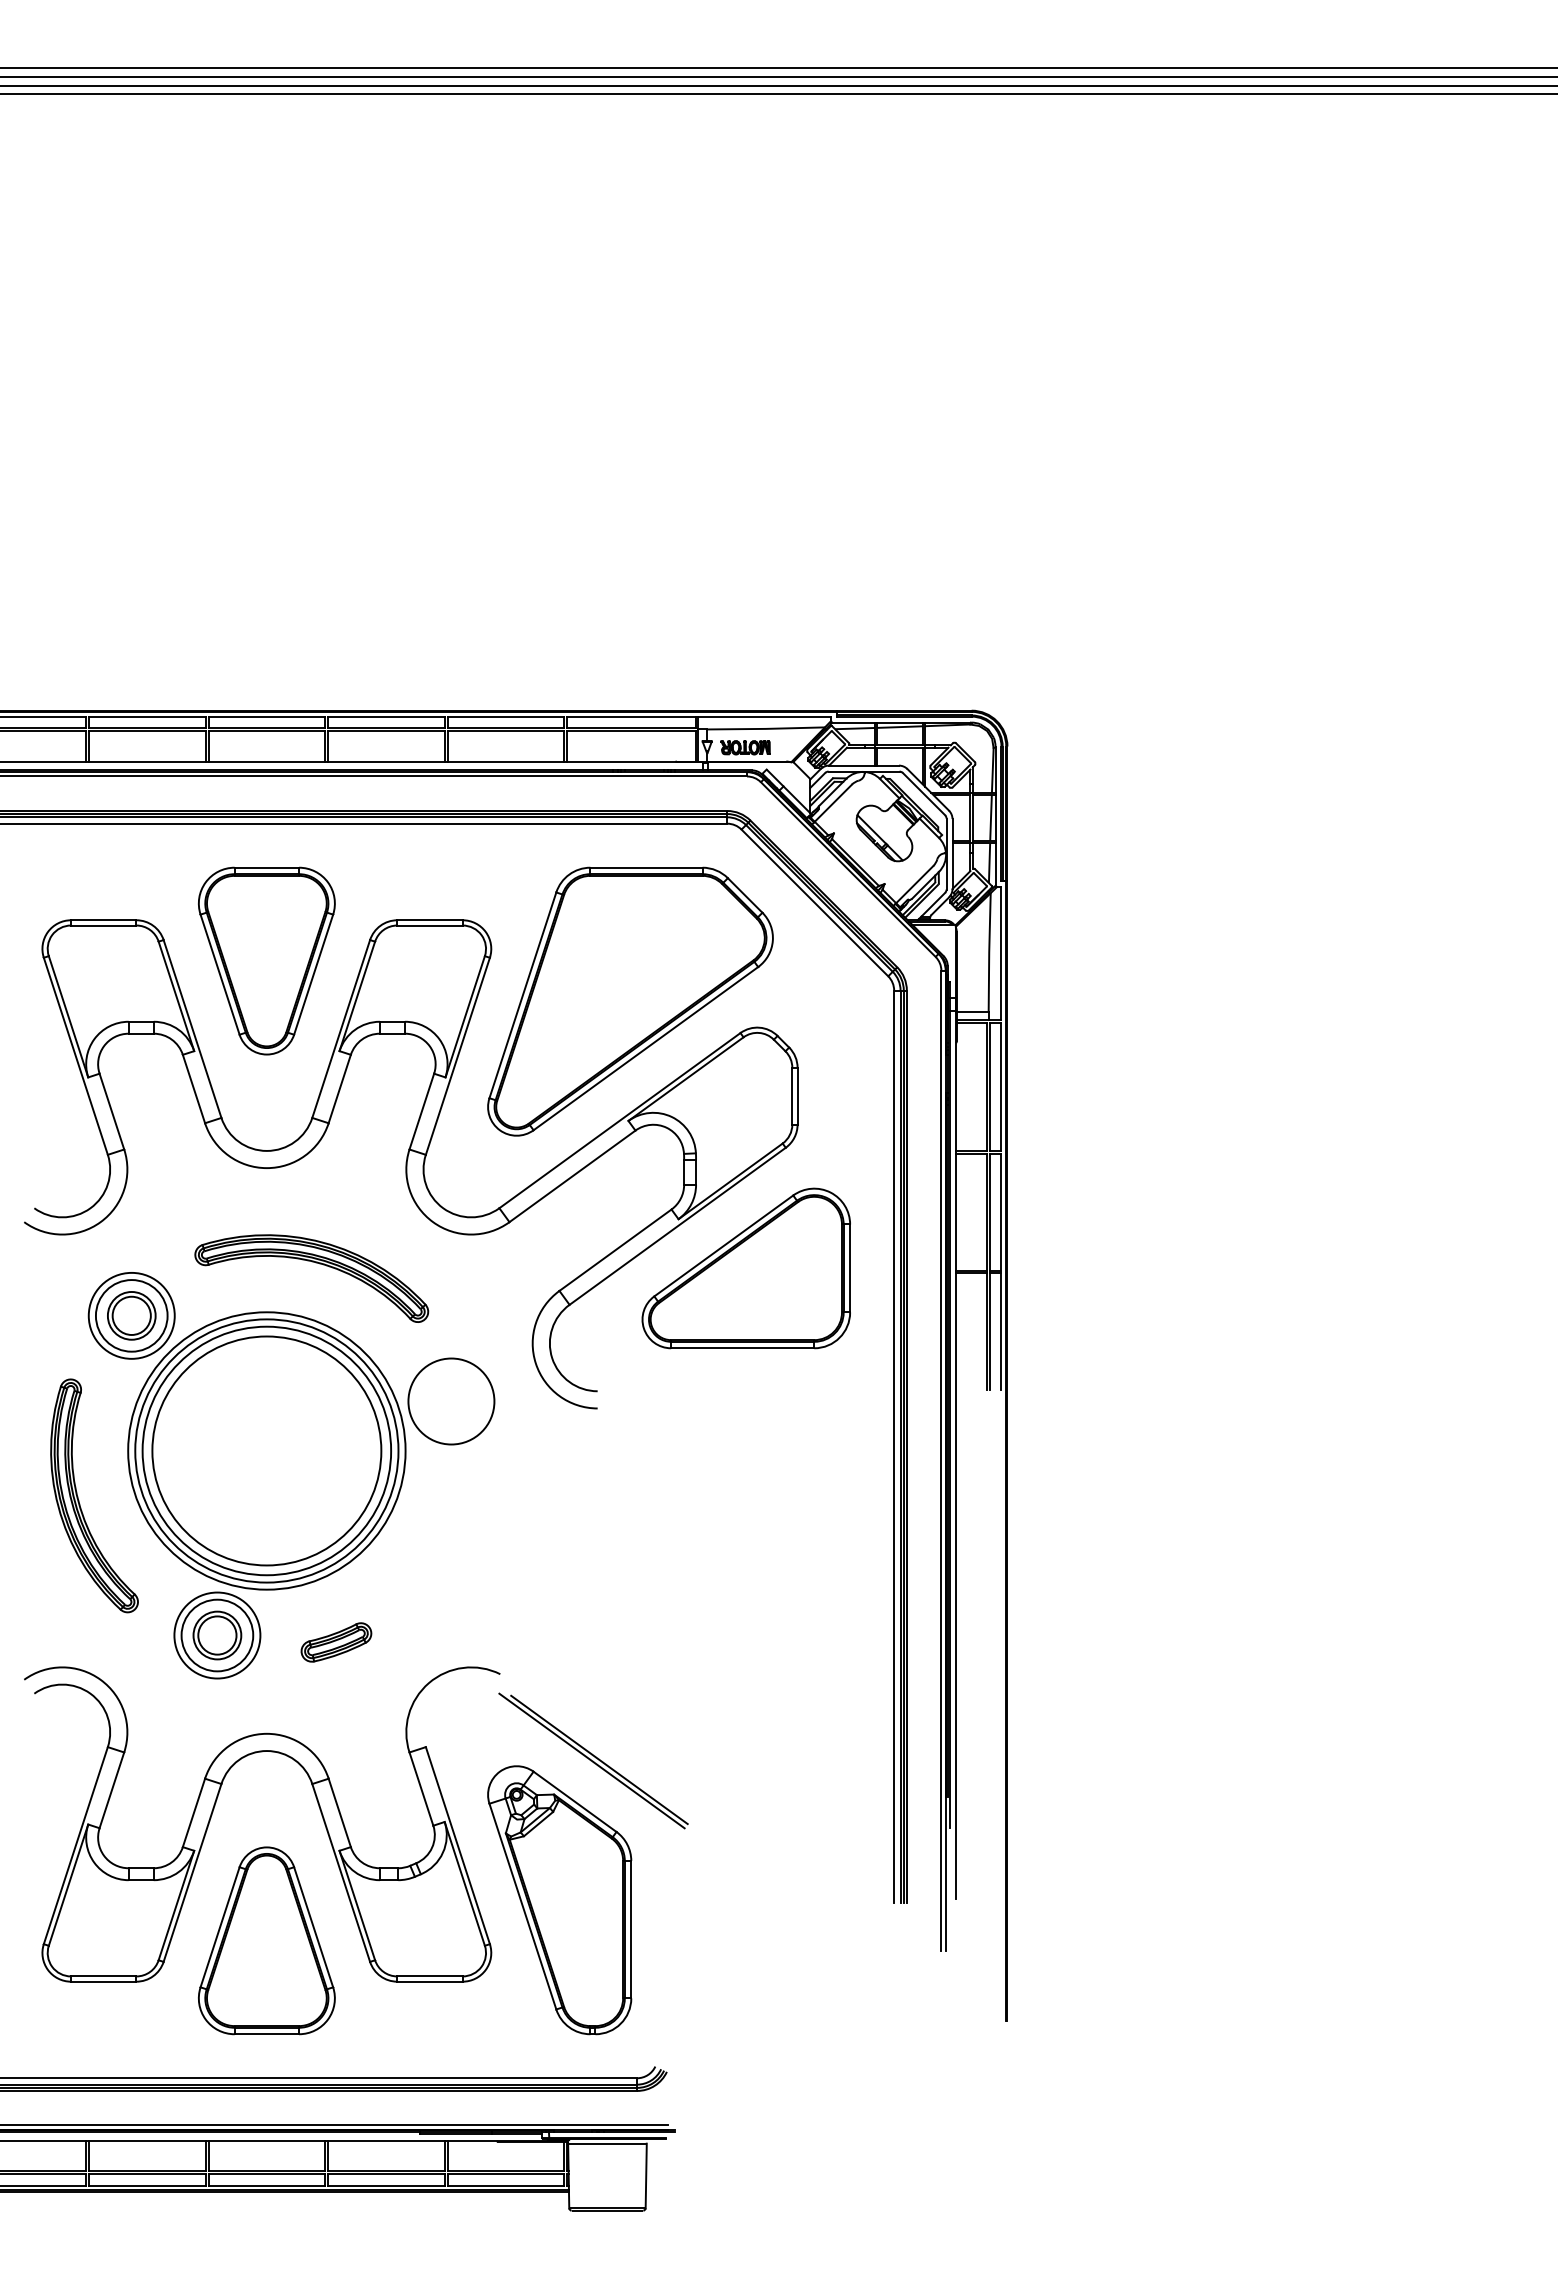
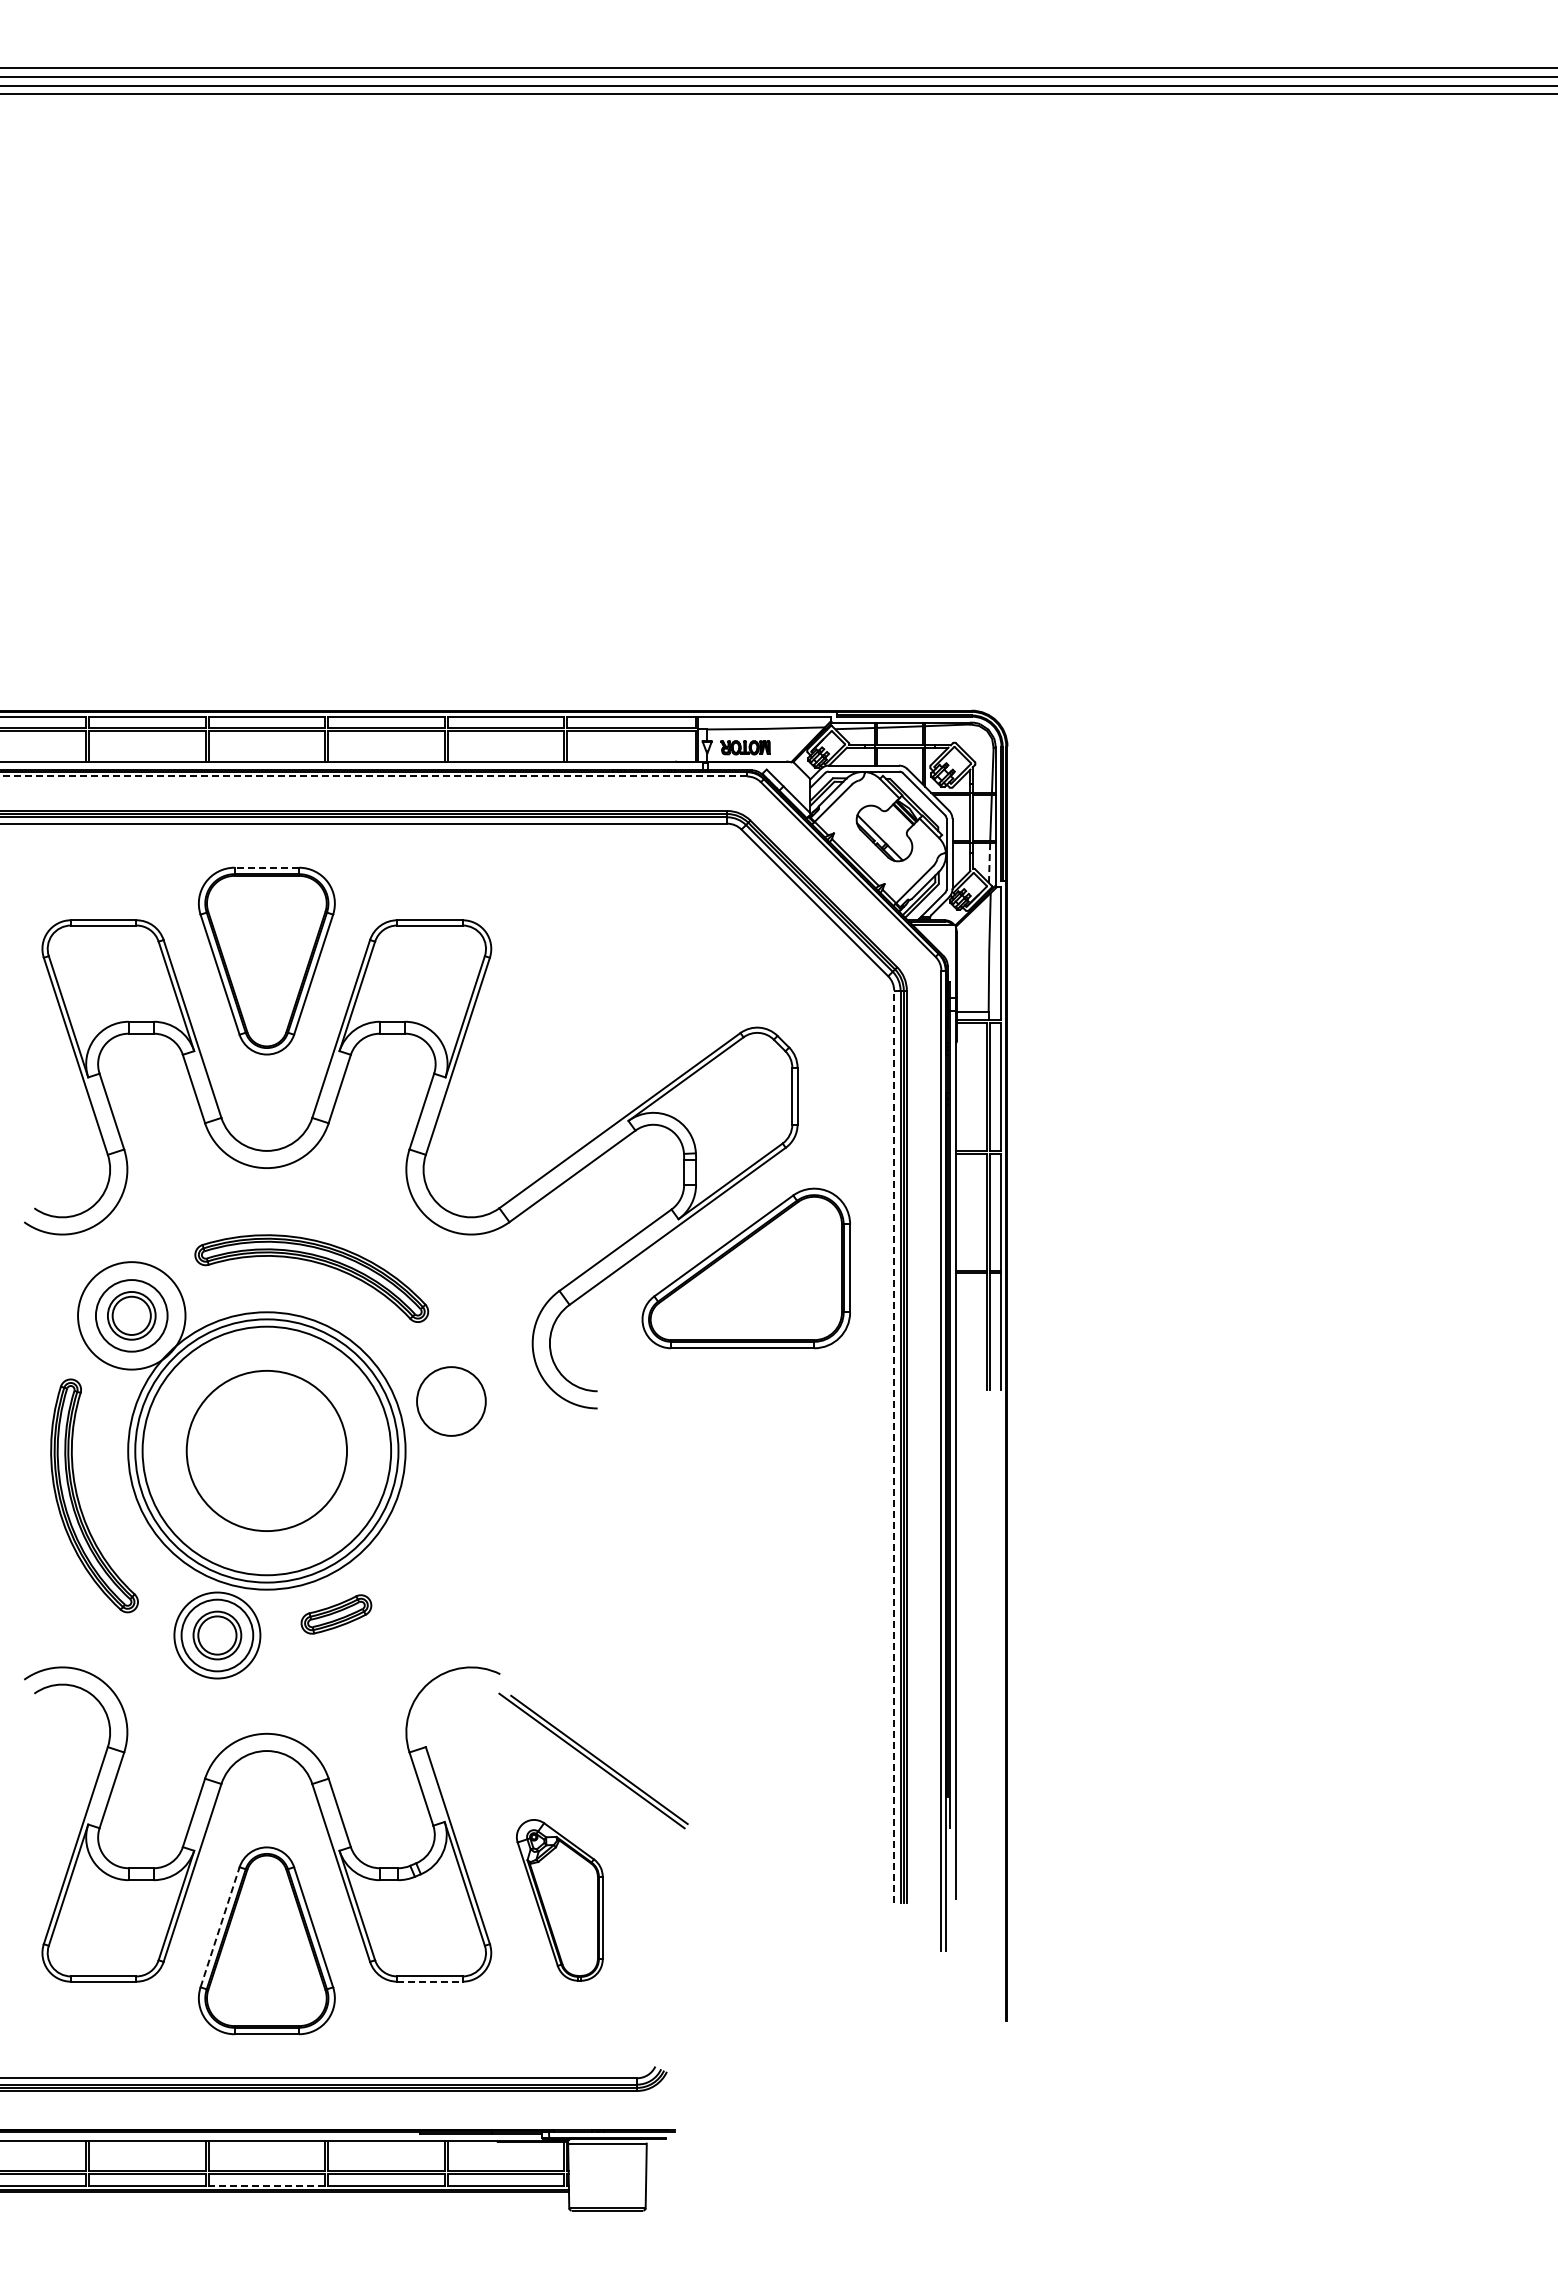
line: solid -> dashed (373, 776)
line: solid -> dashed (989, 863)
line: solid -> dashed (266, 867)
part: present -> none (630, 1001)
circle diameter: 86 px -> 107 px (131, 1315)
circle diameter: 86 px -> 69 px (451, 1401)
line: solid -> dashed (894, 1446)
circle diameter: 229 px -> 160 px (266, 1450)
part position: (336, 1642) -> (336, 1614) (336, 1614)
part size: 146x271 px -> 88x163 px (559, 1900)
line: solid -> dashed (220, 1926)
line: solid -> dashed (430, 1981)
line: present -> none (334, 2125)
line: solid -> dashed (266, 2185)
